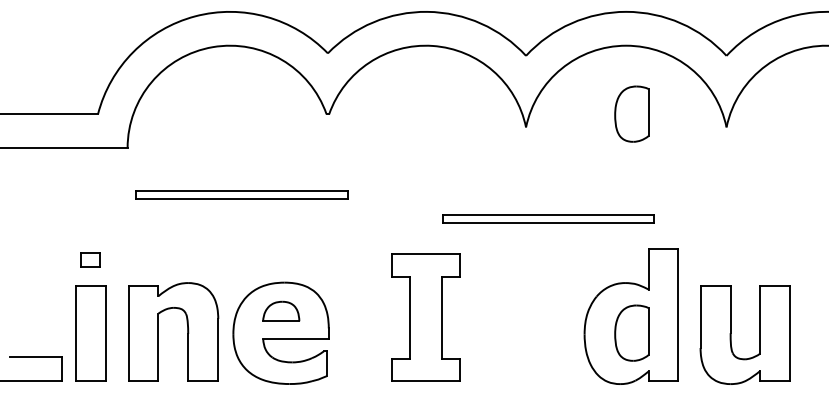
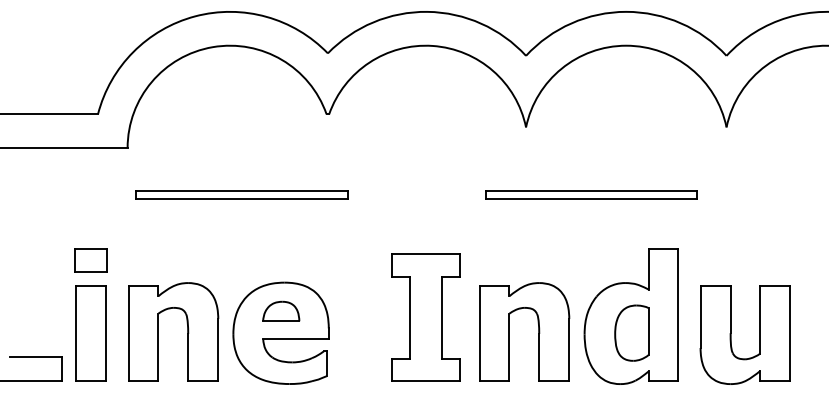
part: present -> none (631, 113)
part position: (548, 218) -> (591, 194) (591, 194)
part size: 21x16 px -> 34x25 px (90, 260)
part: none -> present (538, 331)
